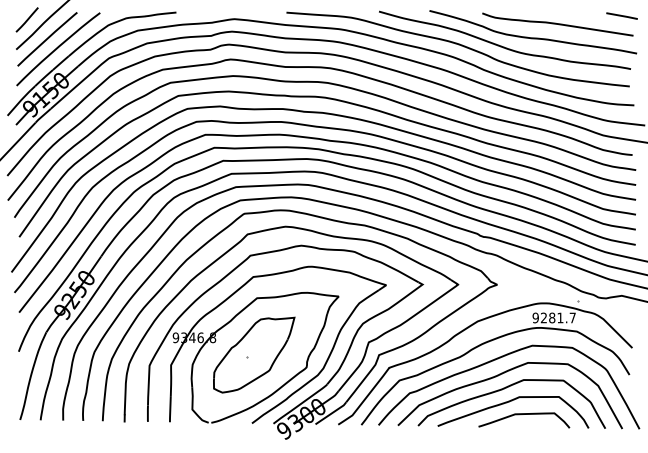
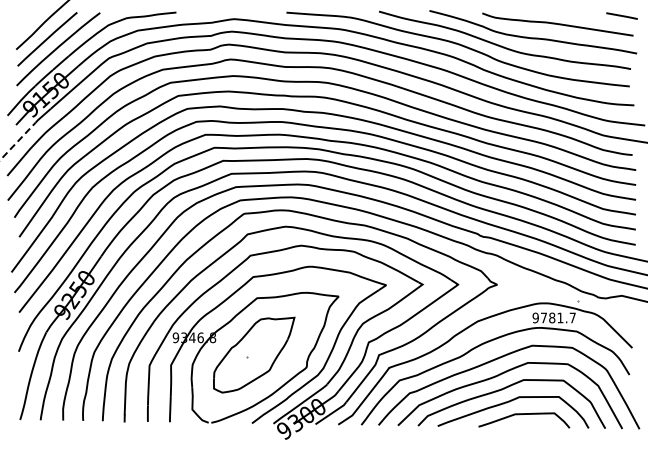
line: present -> none (26, 19)
line: solid -> dashed (18, 141)
text: 9281.7 -> 9781.7 (543, 317)
